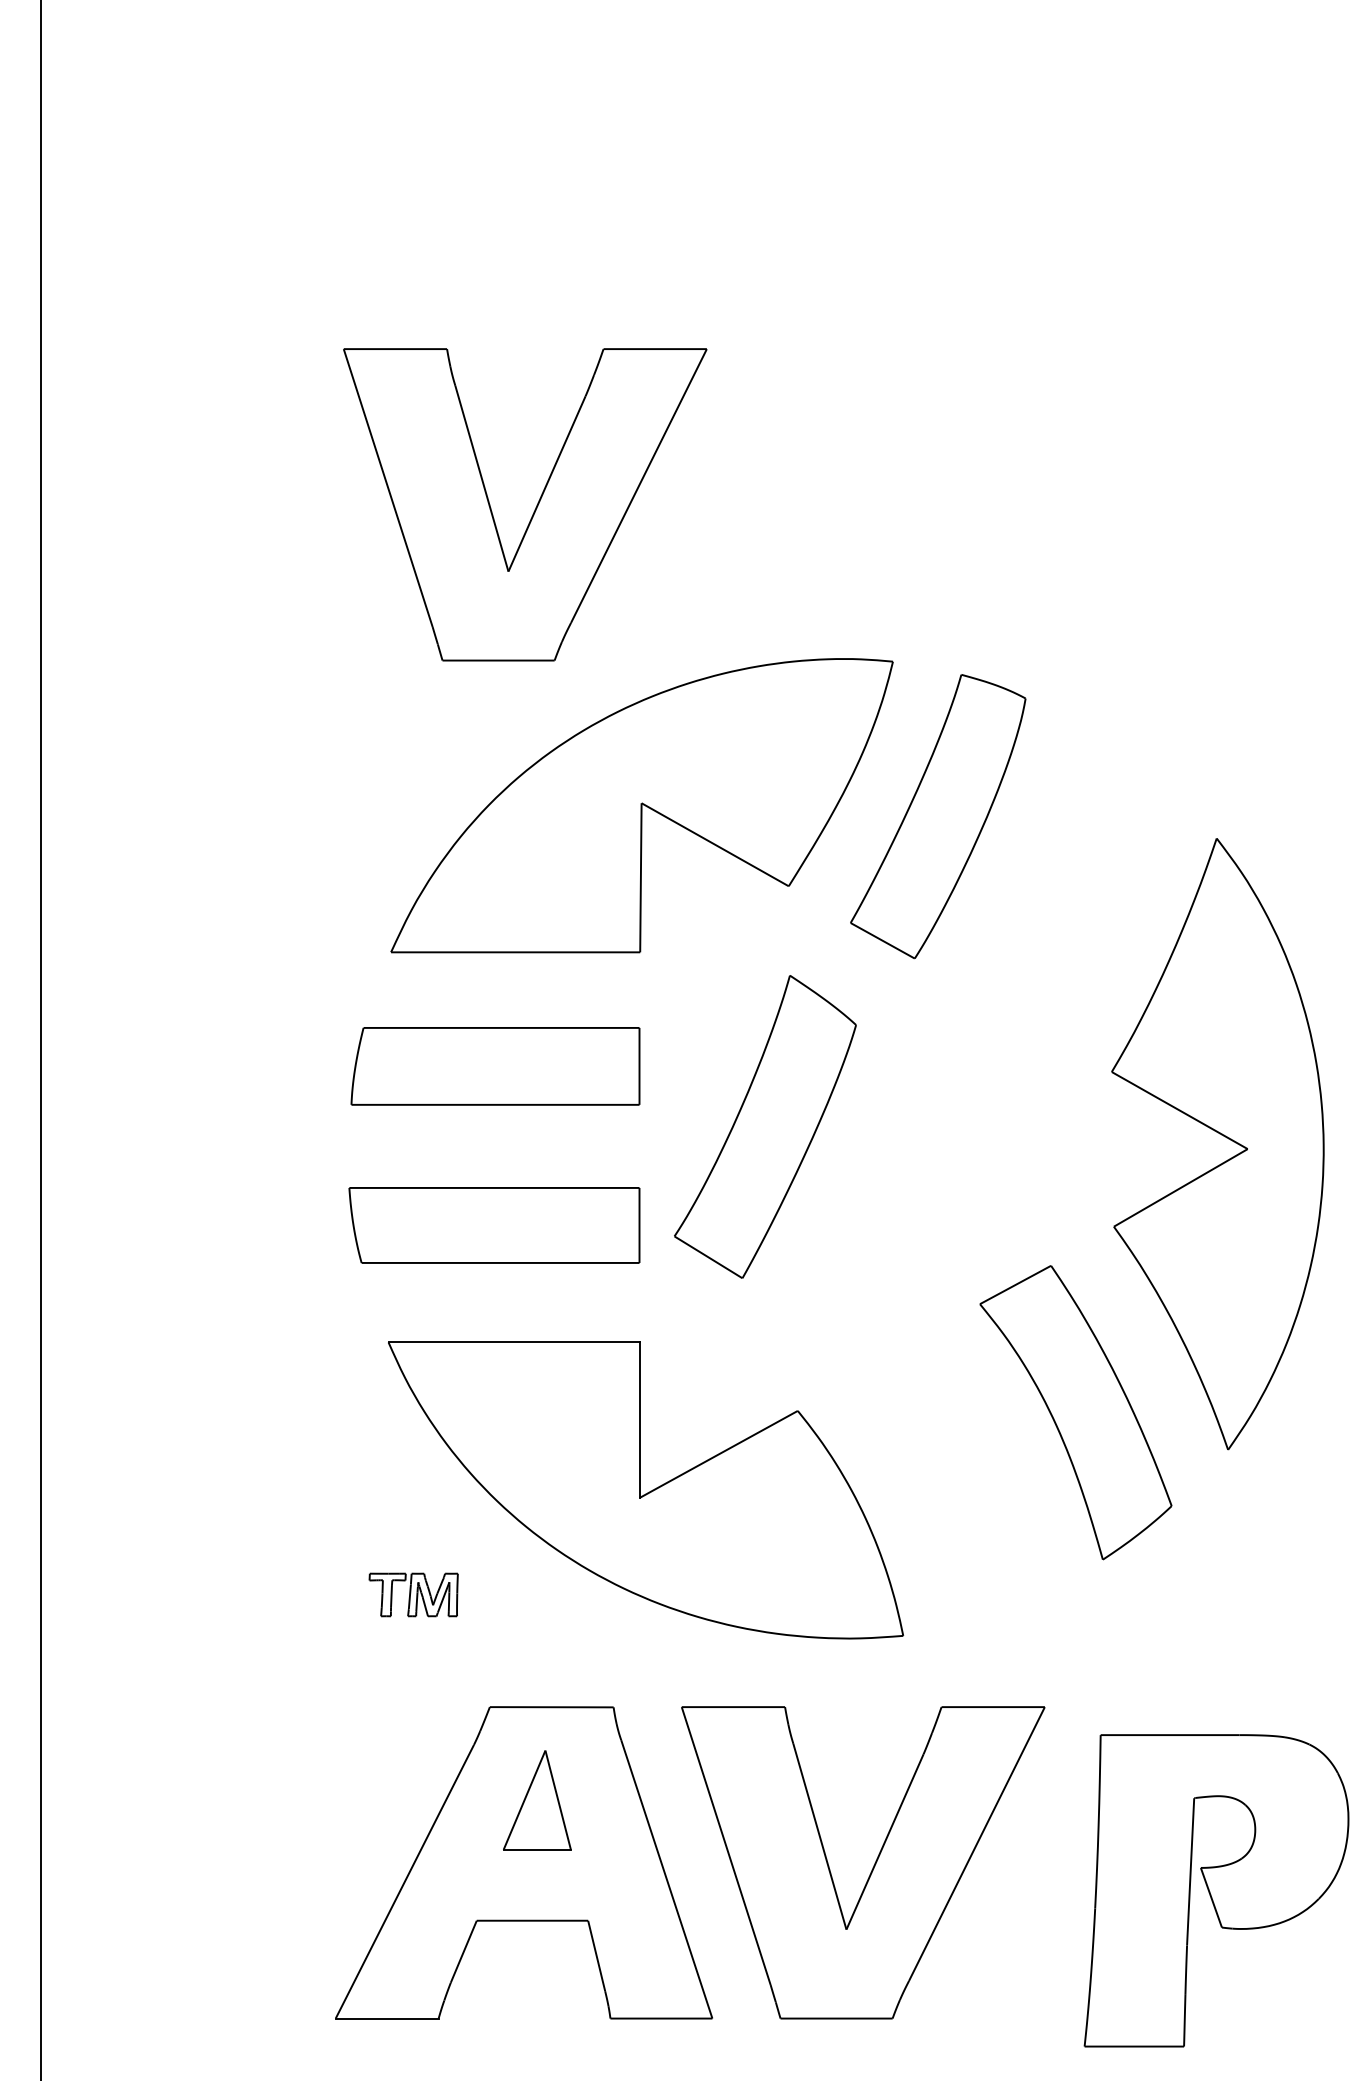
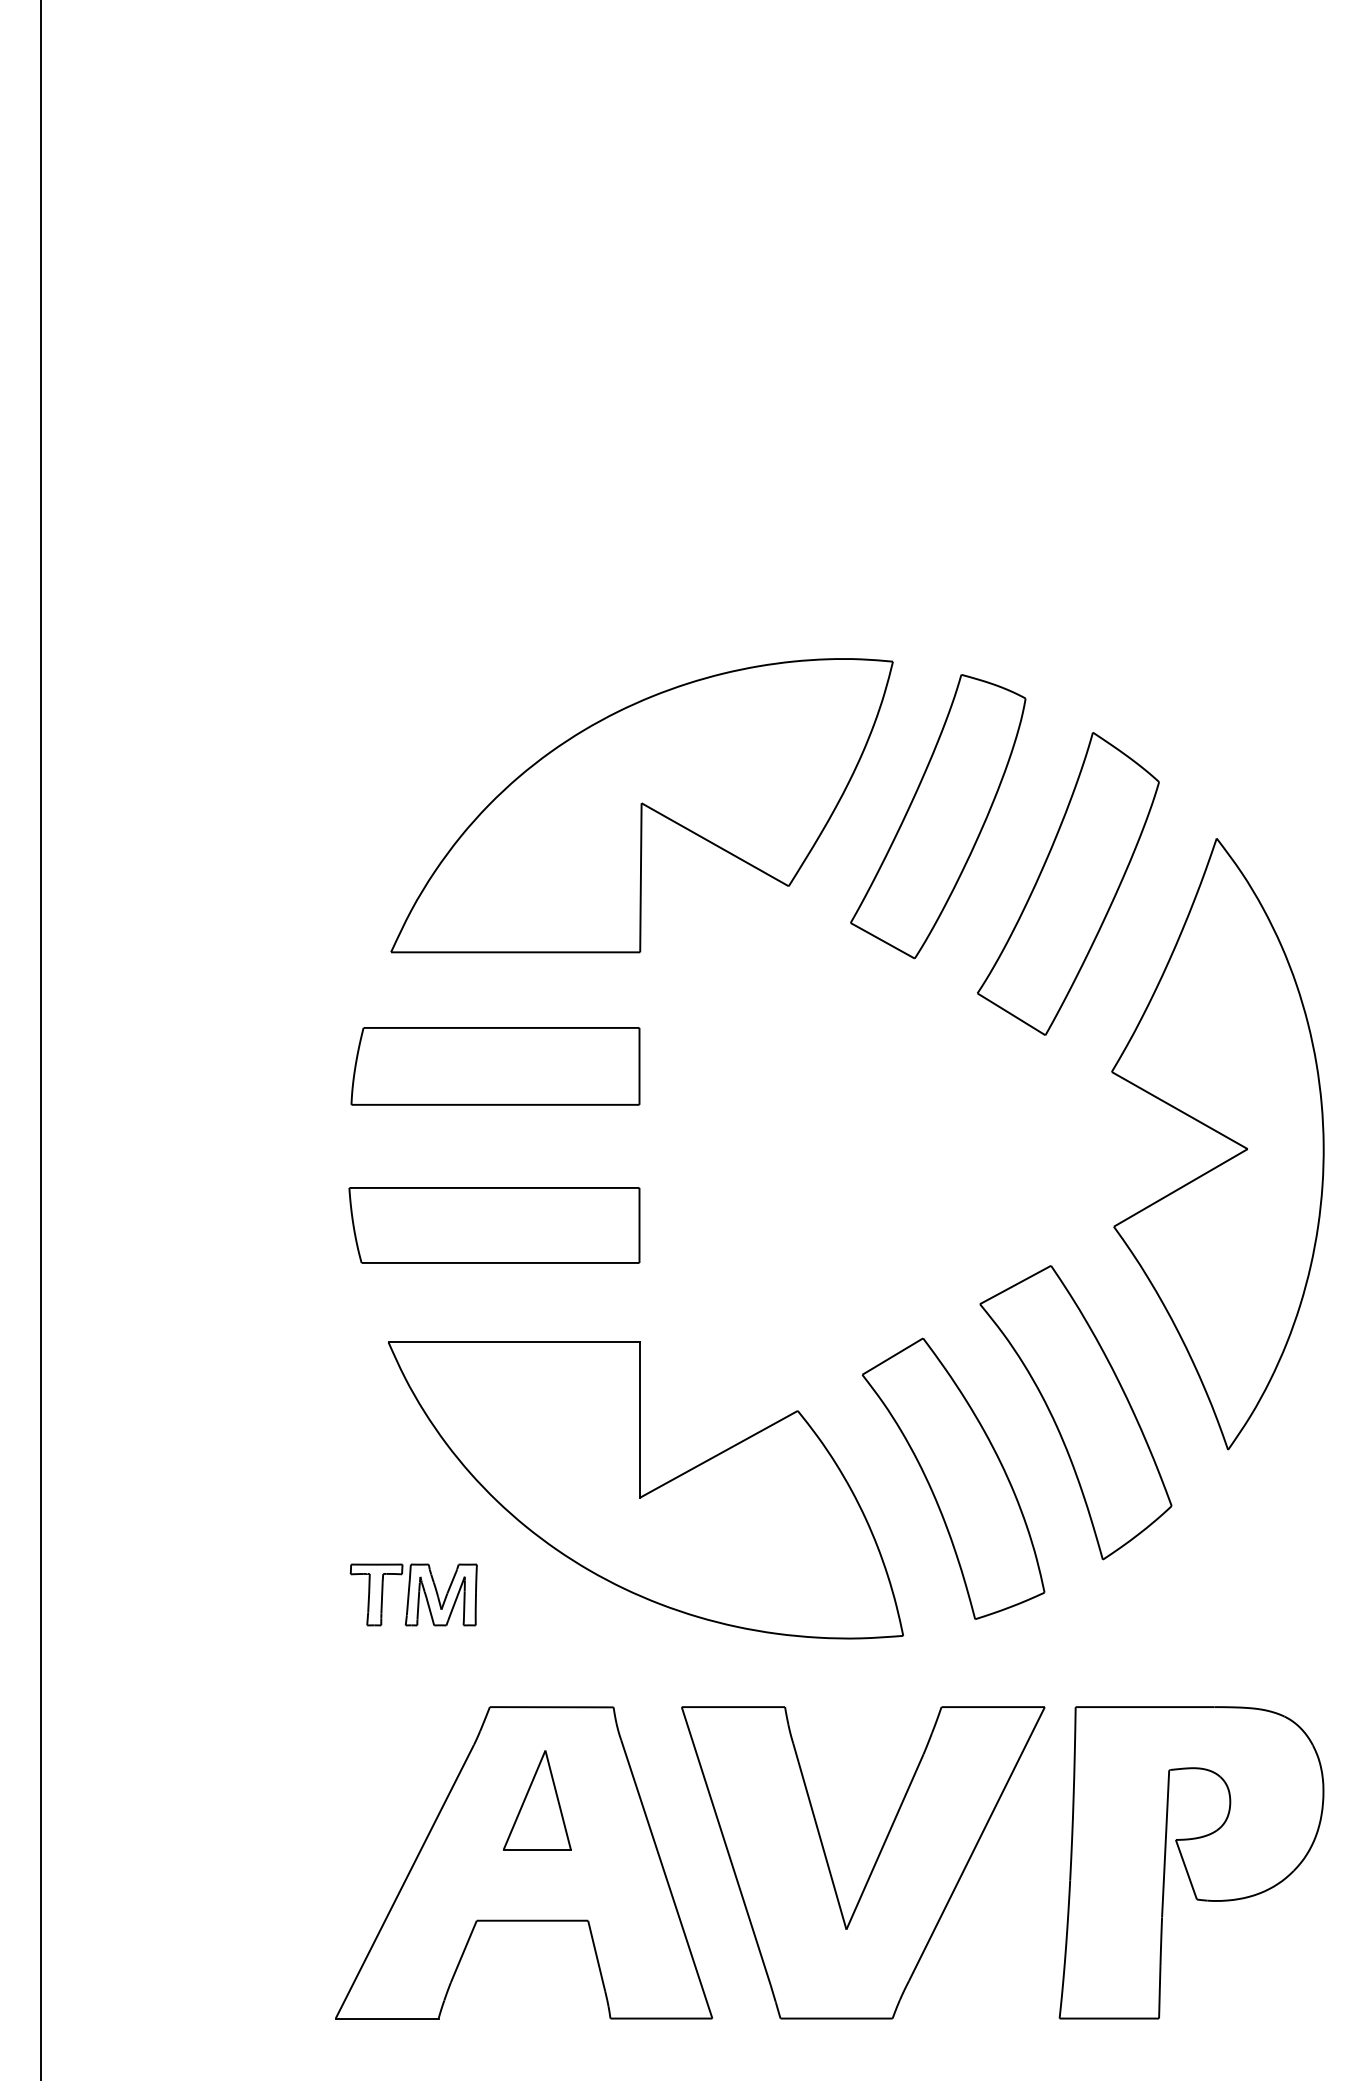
part: present -> none (534, 509)
part position: (765, 1126) -> (1068, 883) (1068, 883)
part: none -> present (953, 1478)
part size: 91x46 px -> 129x64 px (413, 1594)
part position: (1216, 1890) -> (1191, 1862) (1191, 1862)
